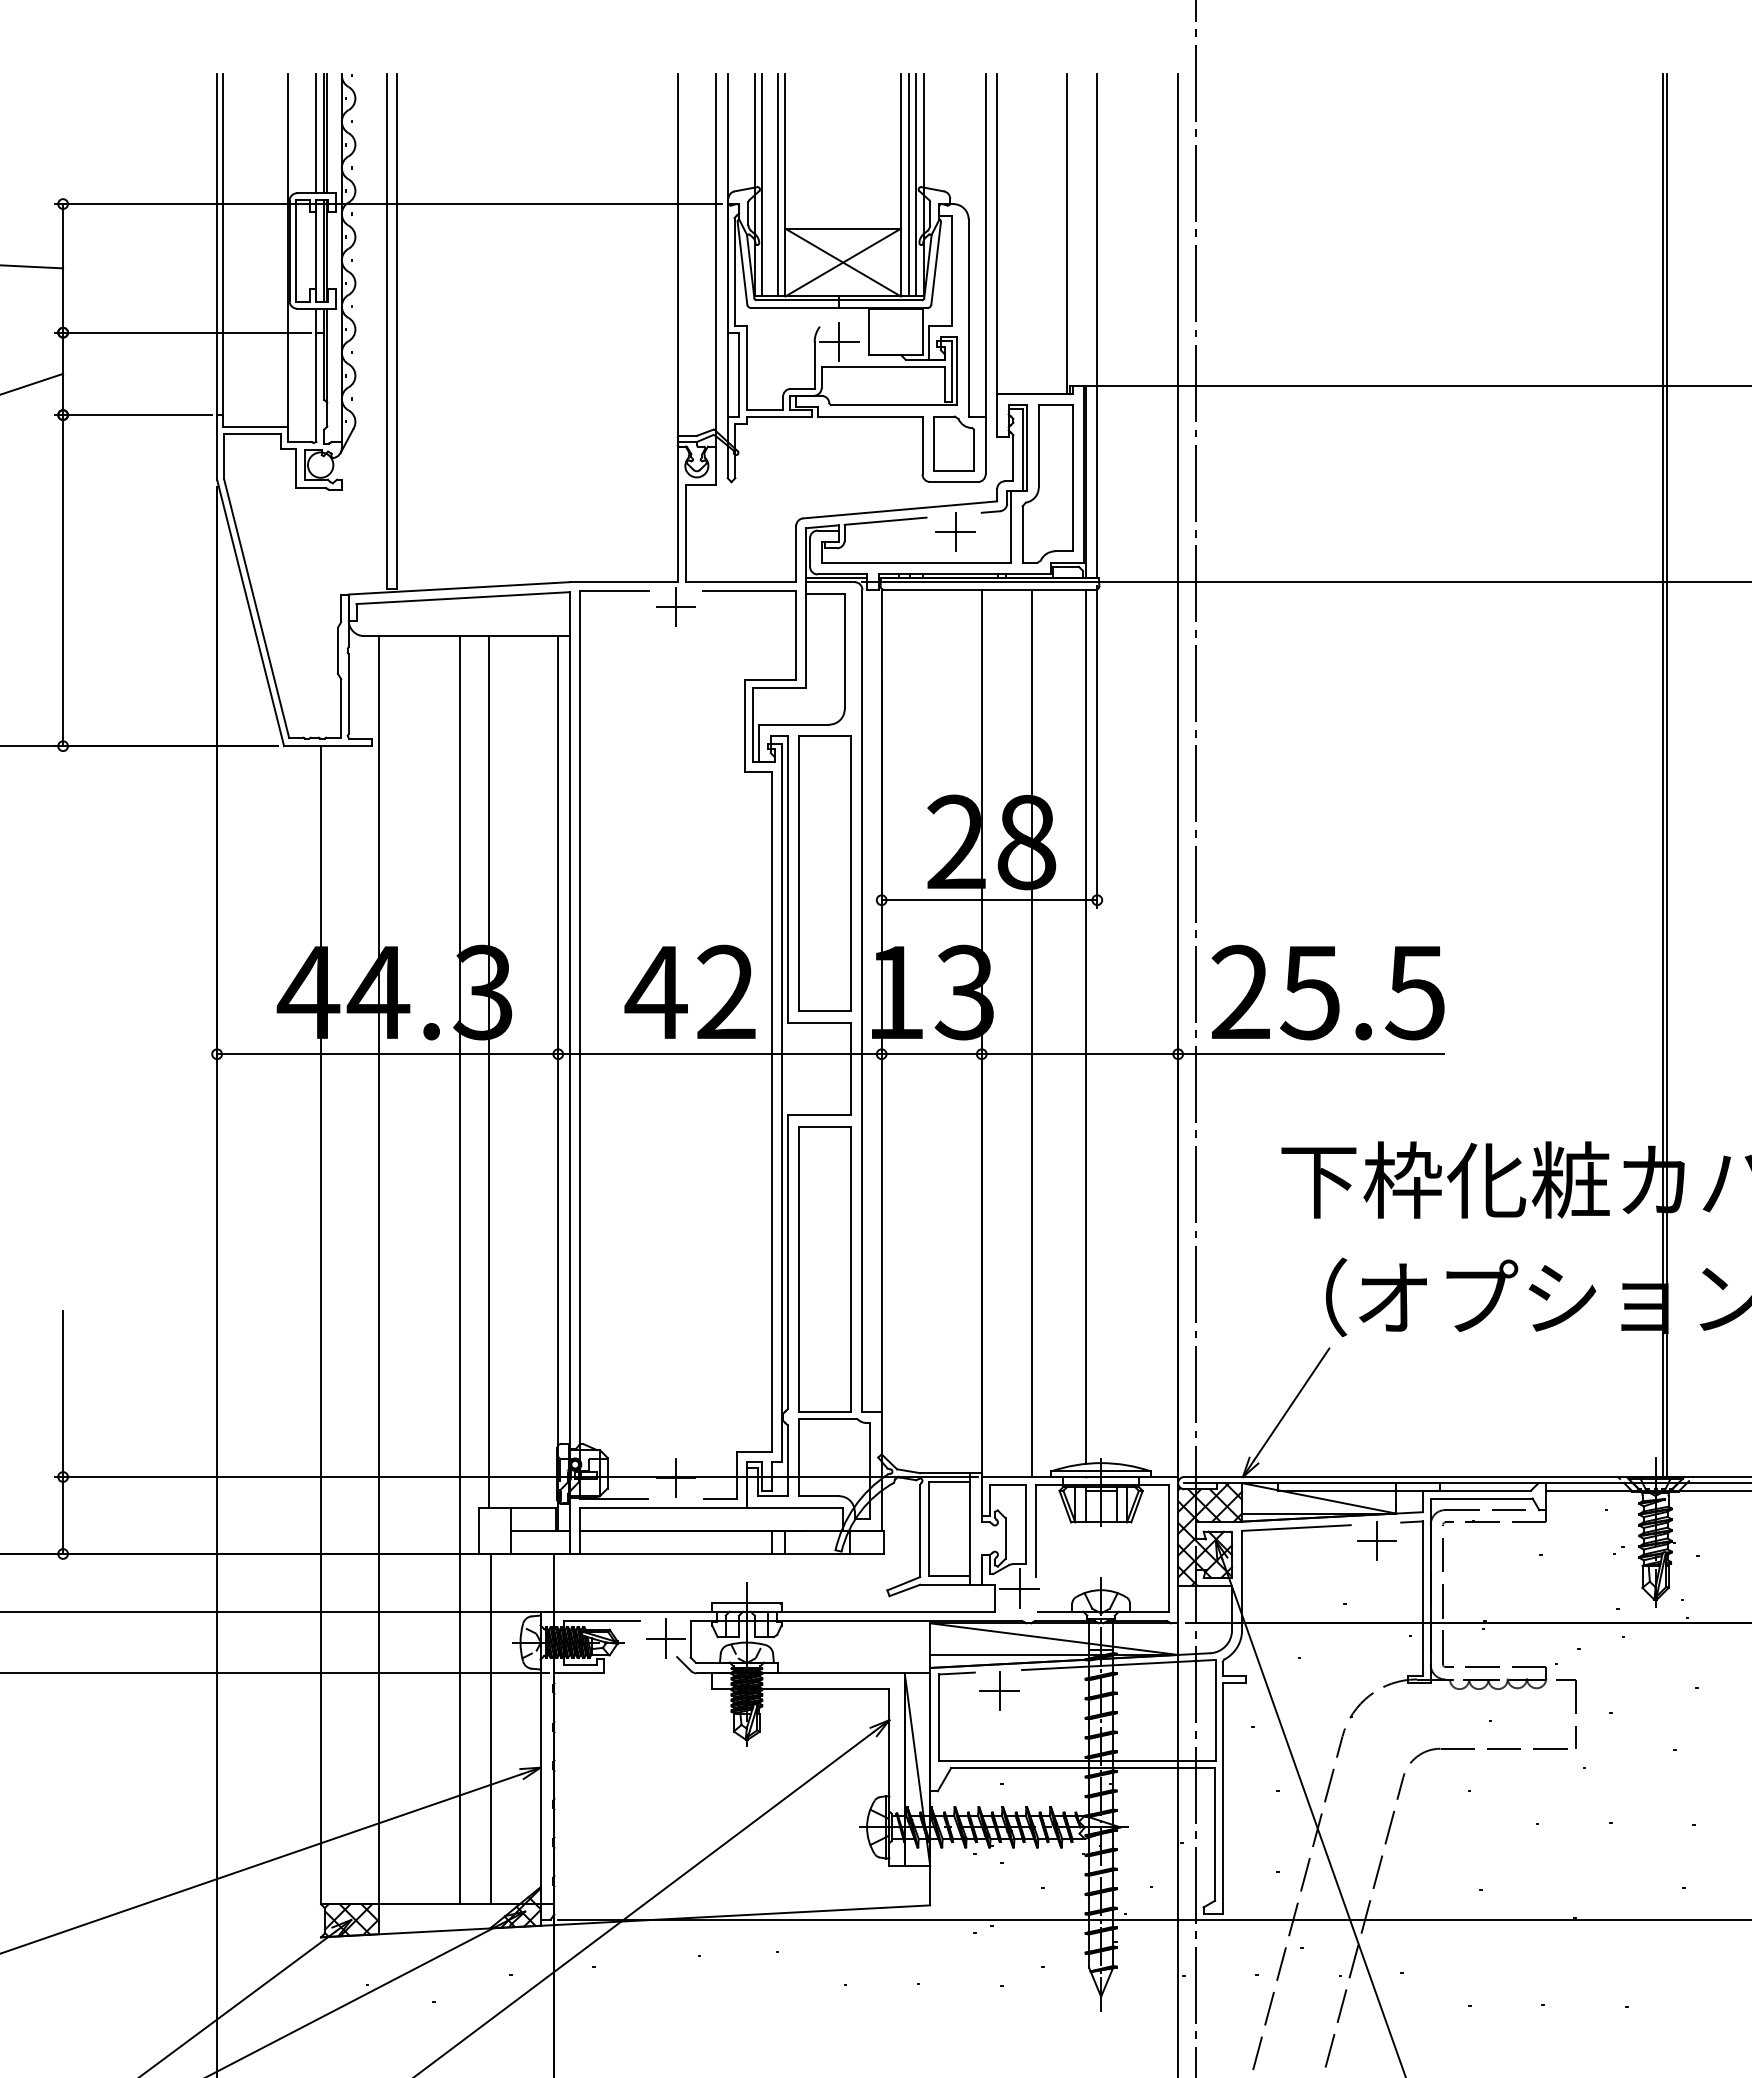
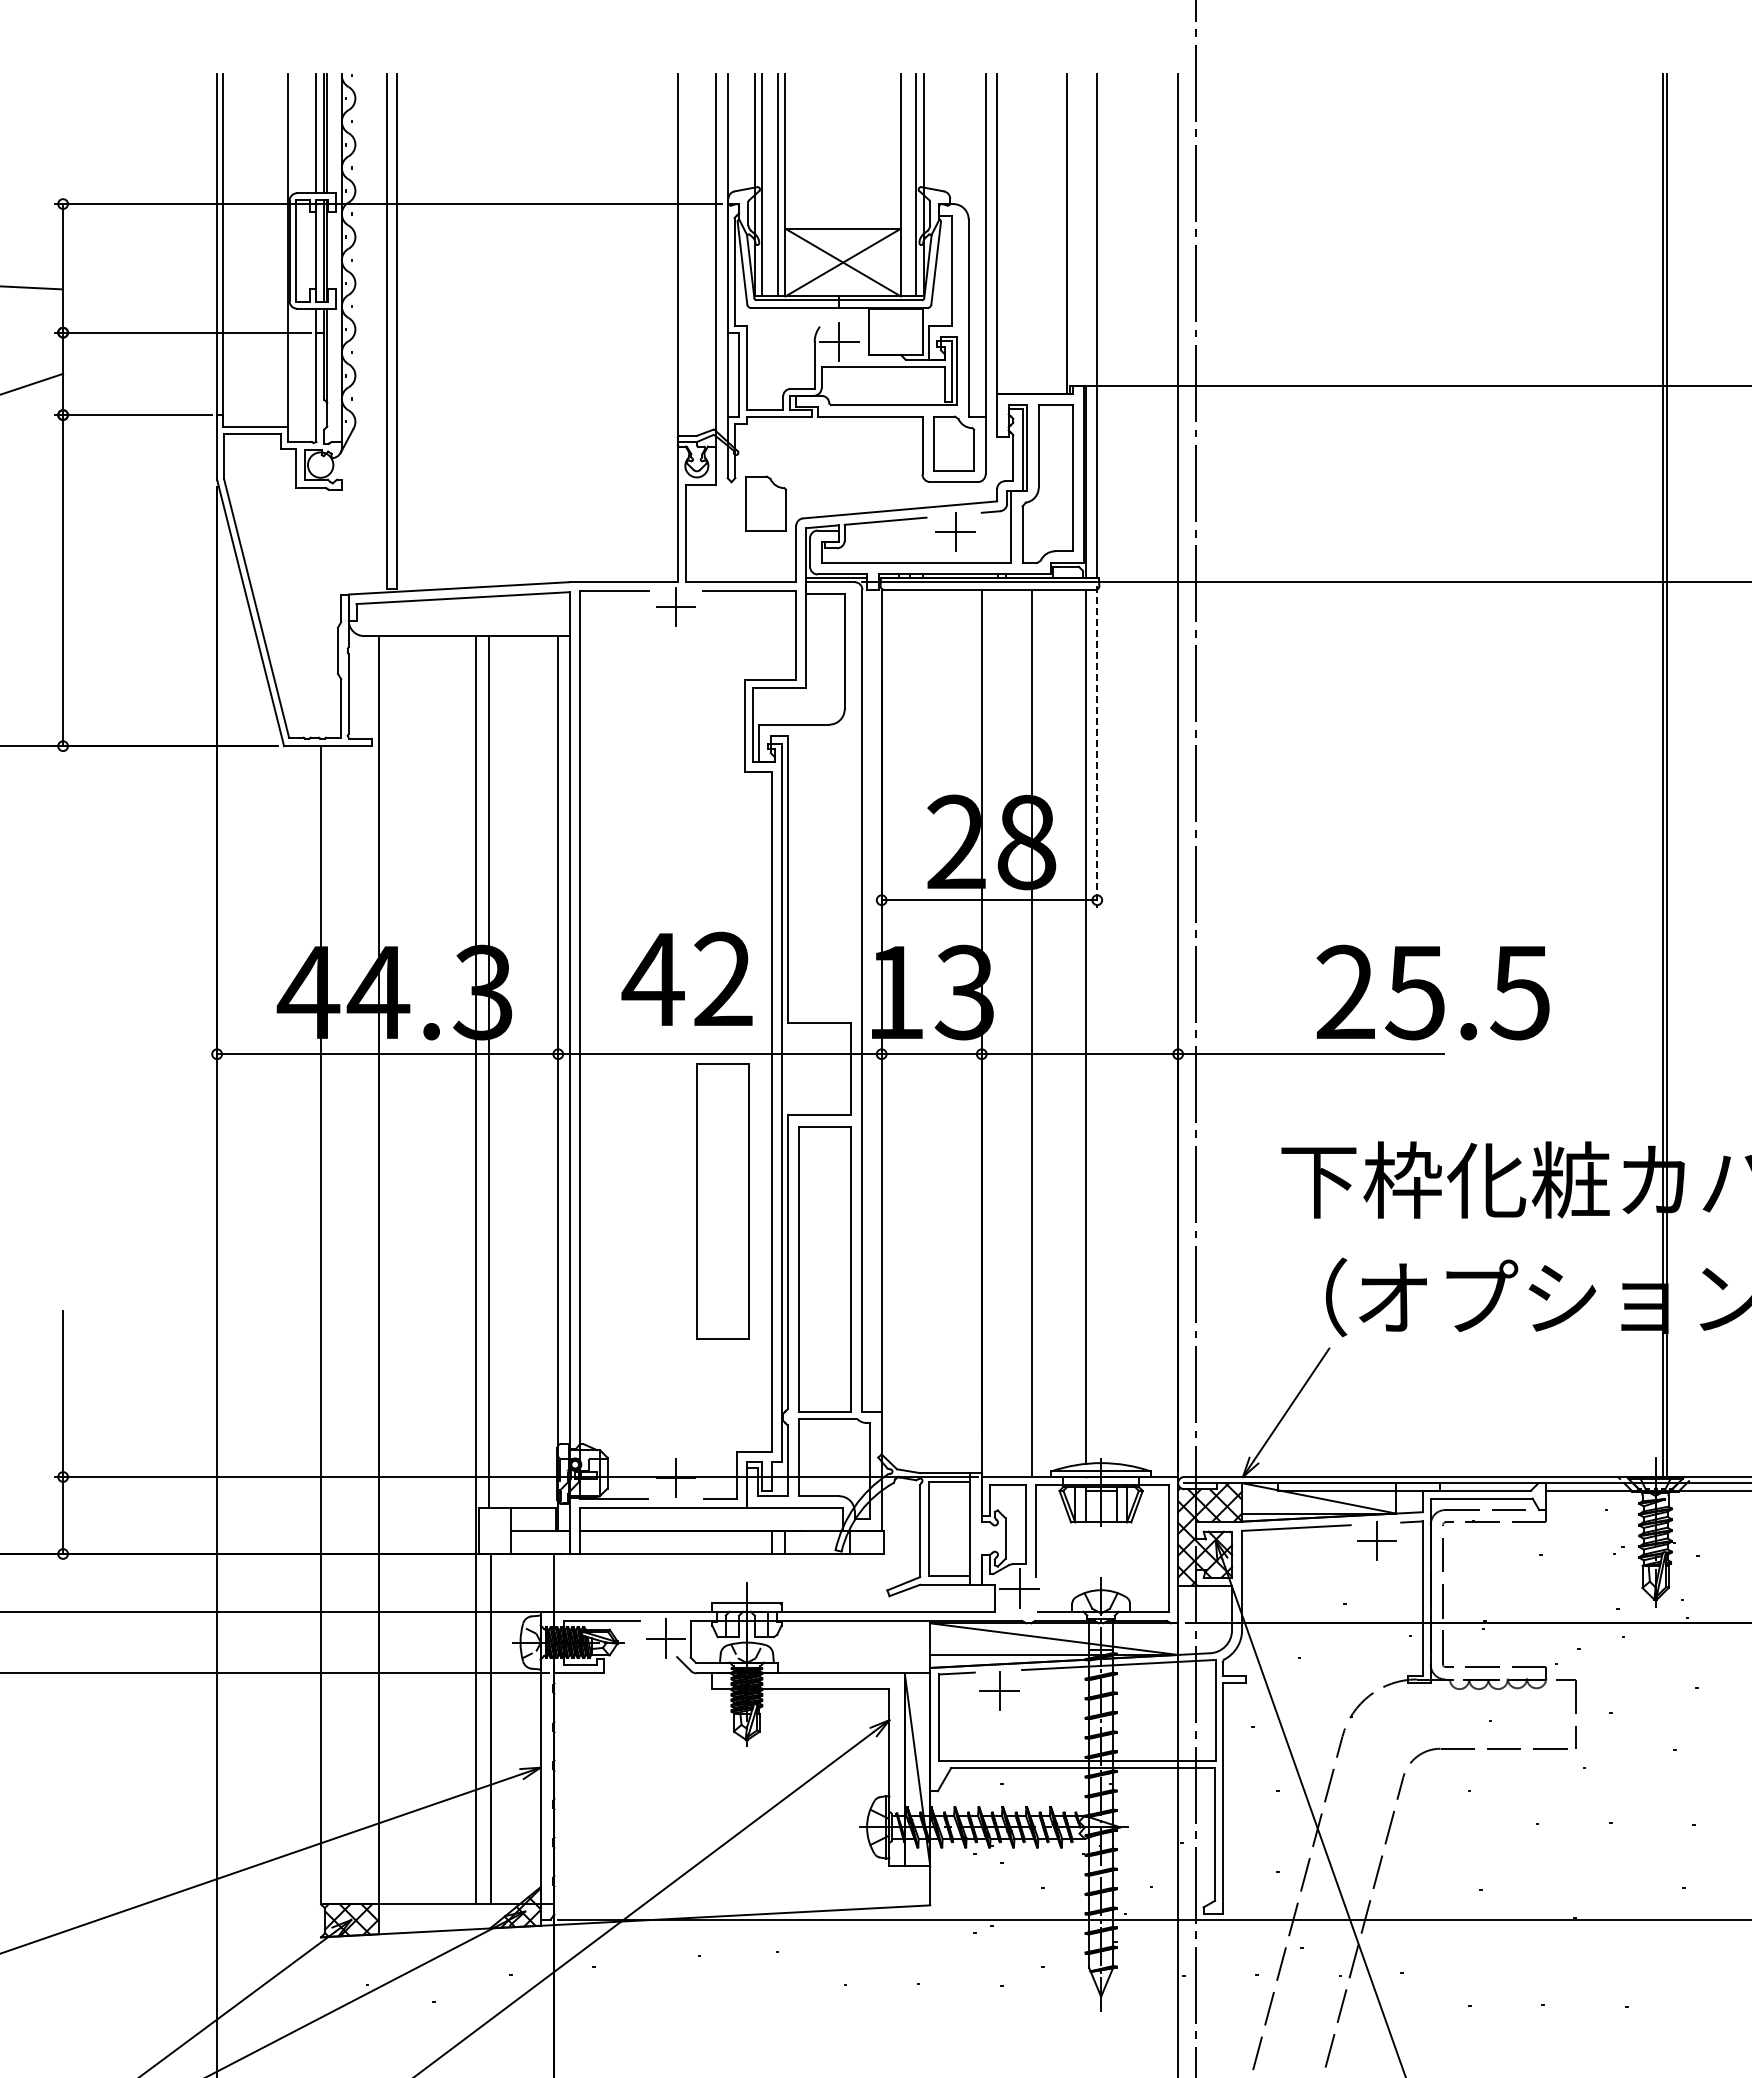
line: present -> none (908, 184)
line position: (32, 266) -> (32, 287) (32, 287)
part: none -> present (766, 503)
line: solid -> dashed (1097, 746)
part position: (824, 873) -> (722, 1201) (722, 1201)
text position: (689, 991) -> (686, 978) (686, 978)
text position: (1327, 992) -> (1432, 992) (1432, 992)
line position: (459, 1270) -> (475, 1270) (475, 1270)
